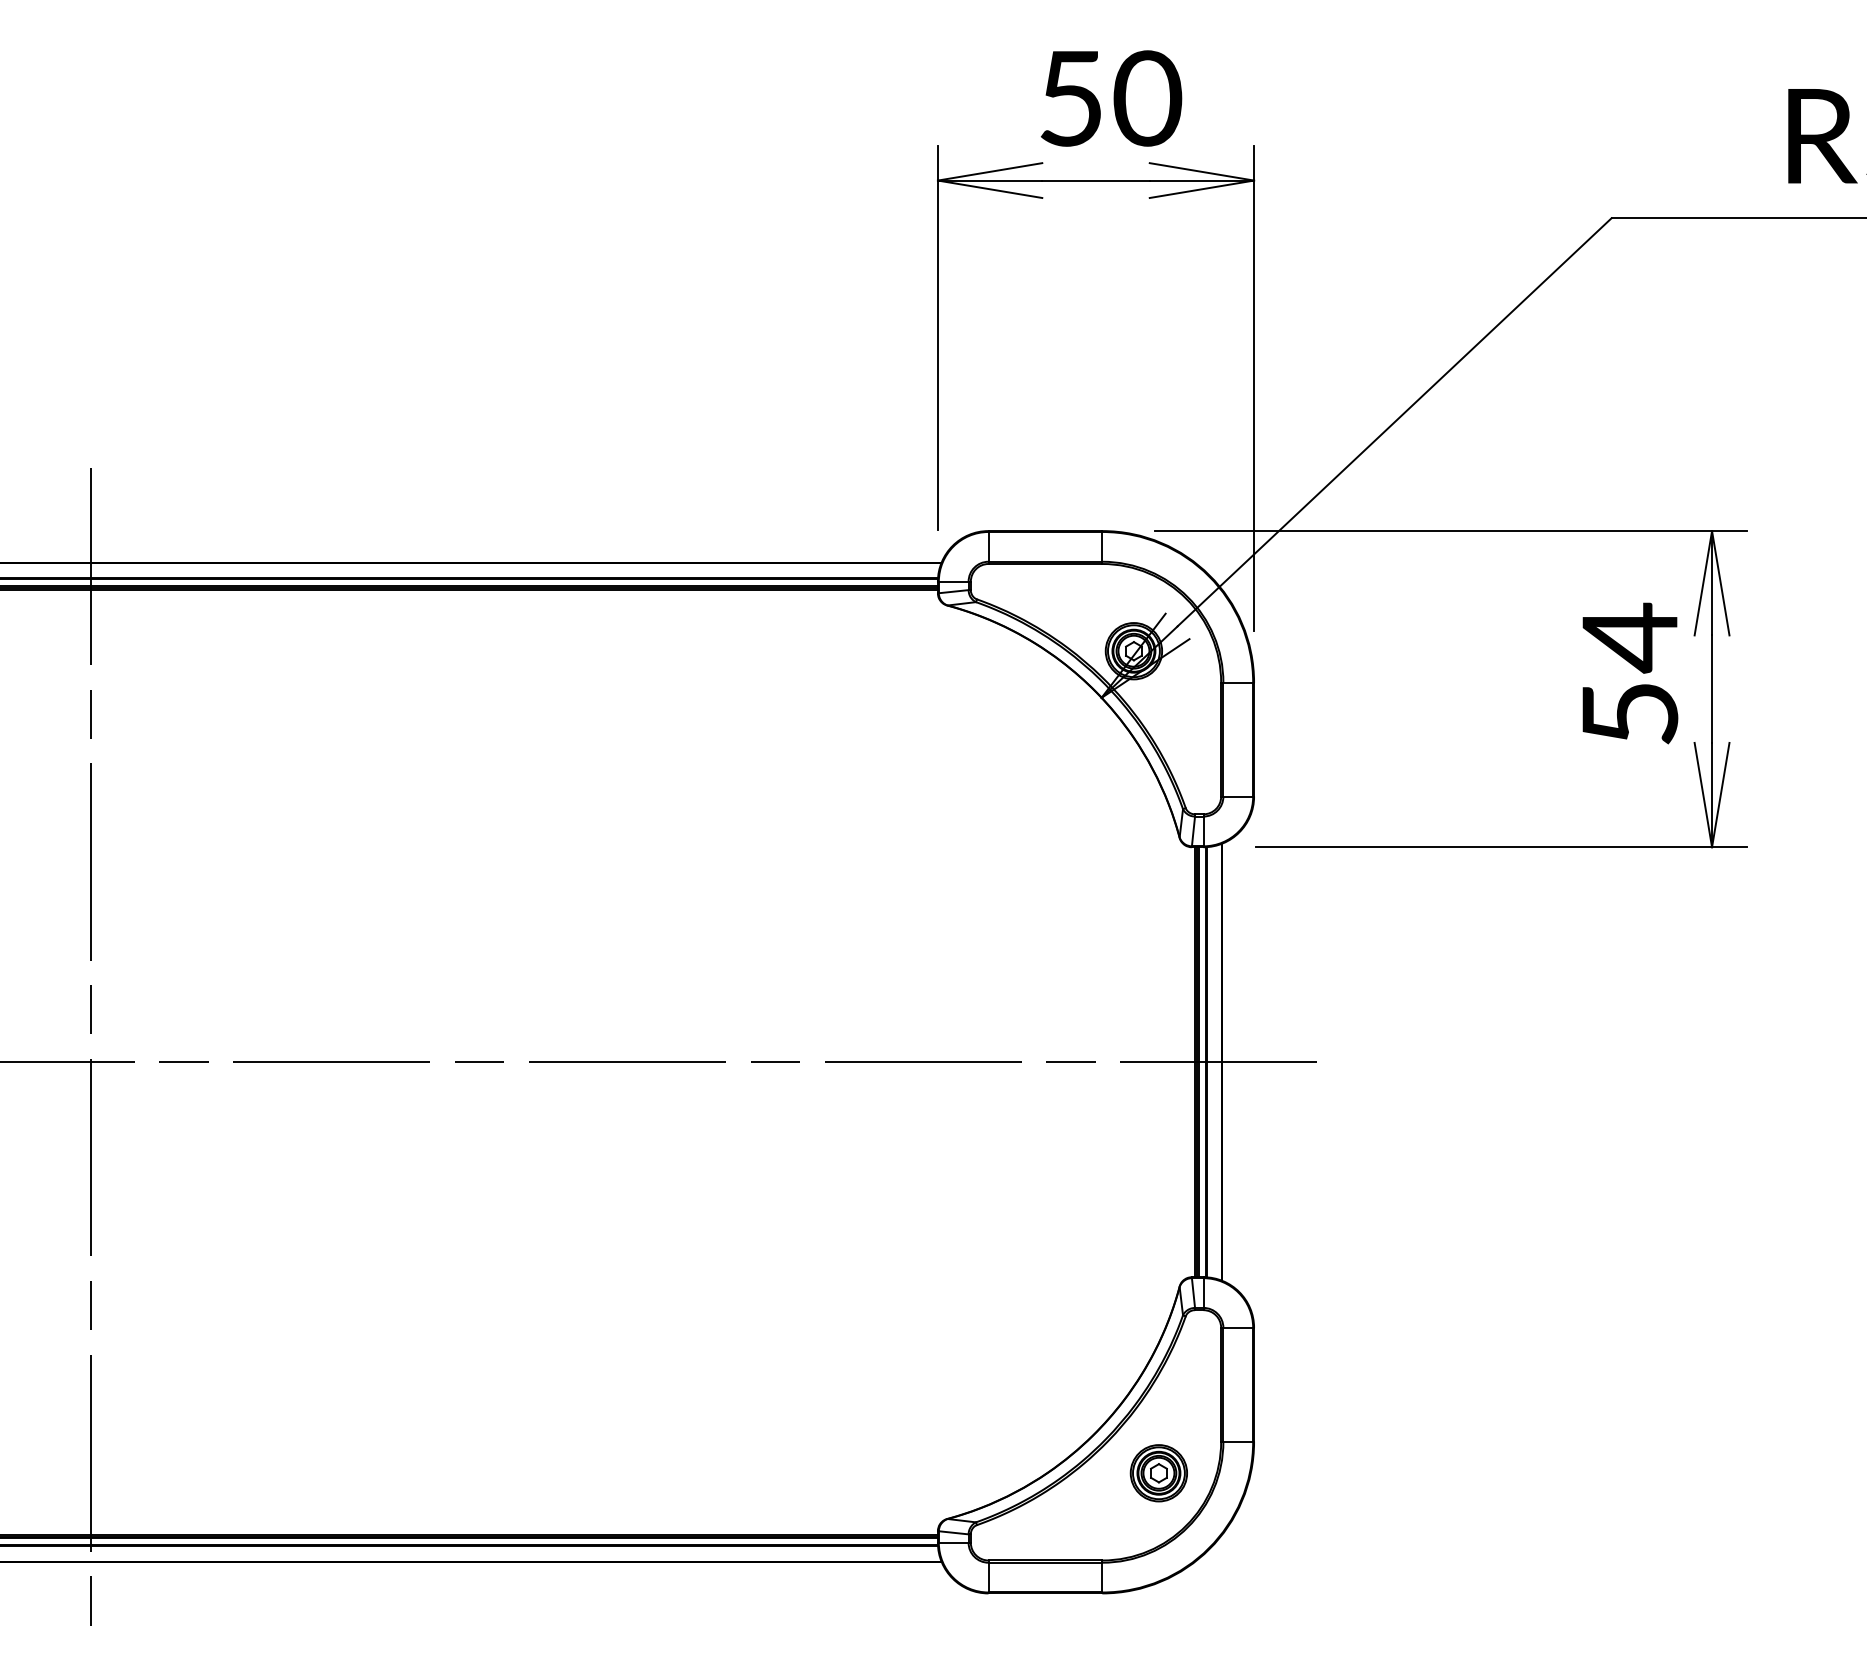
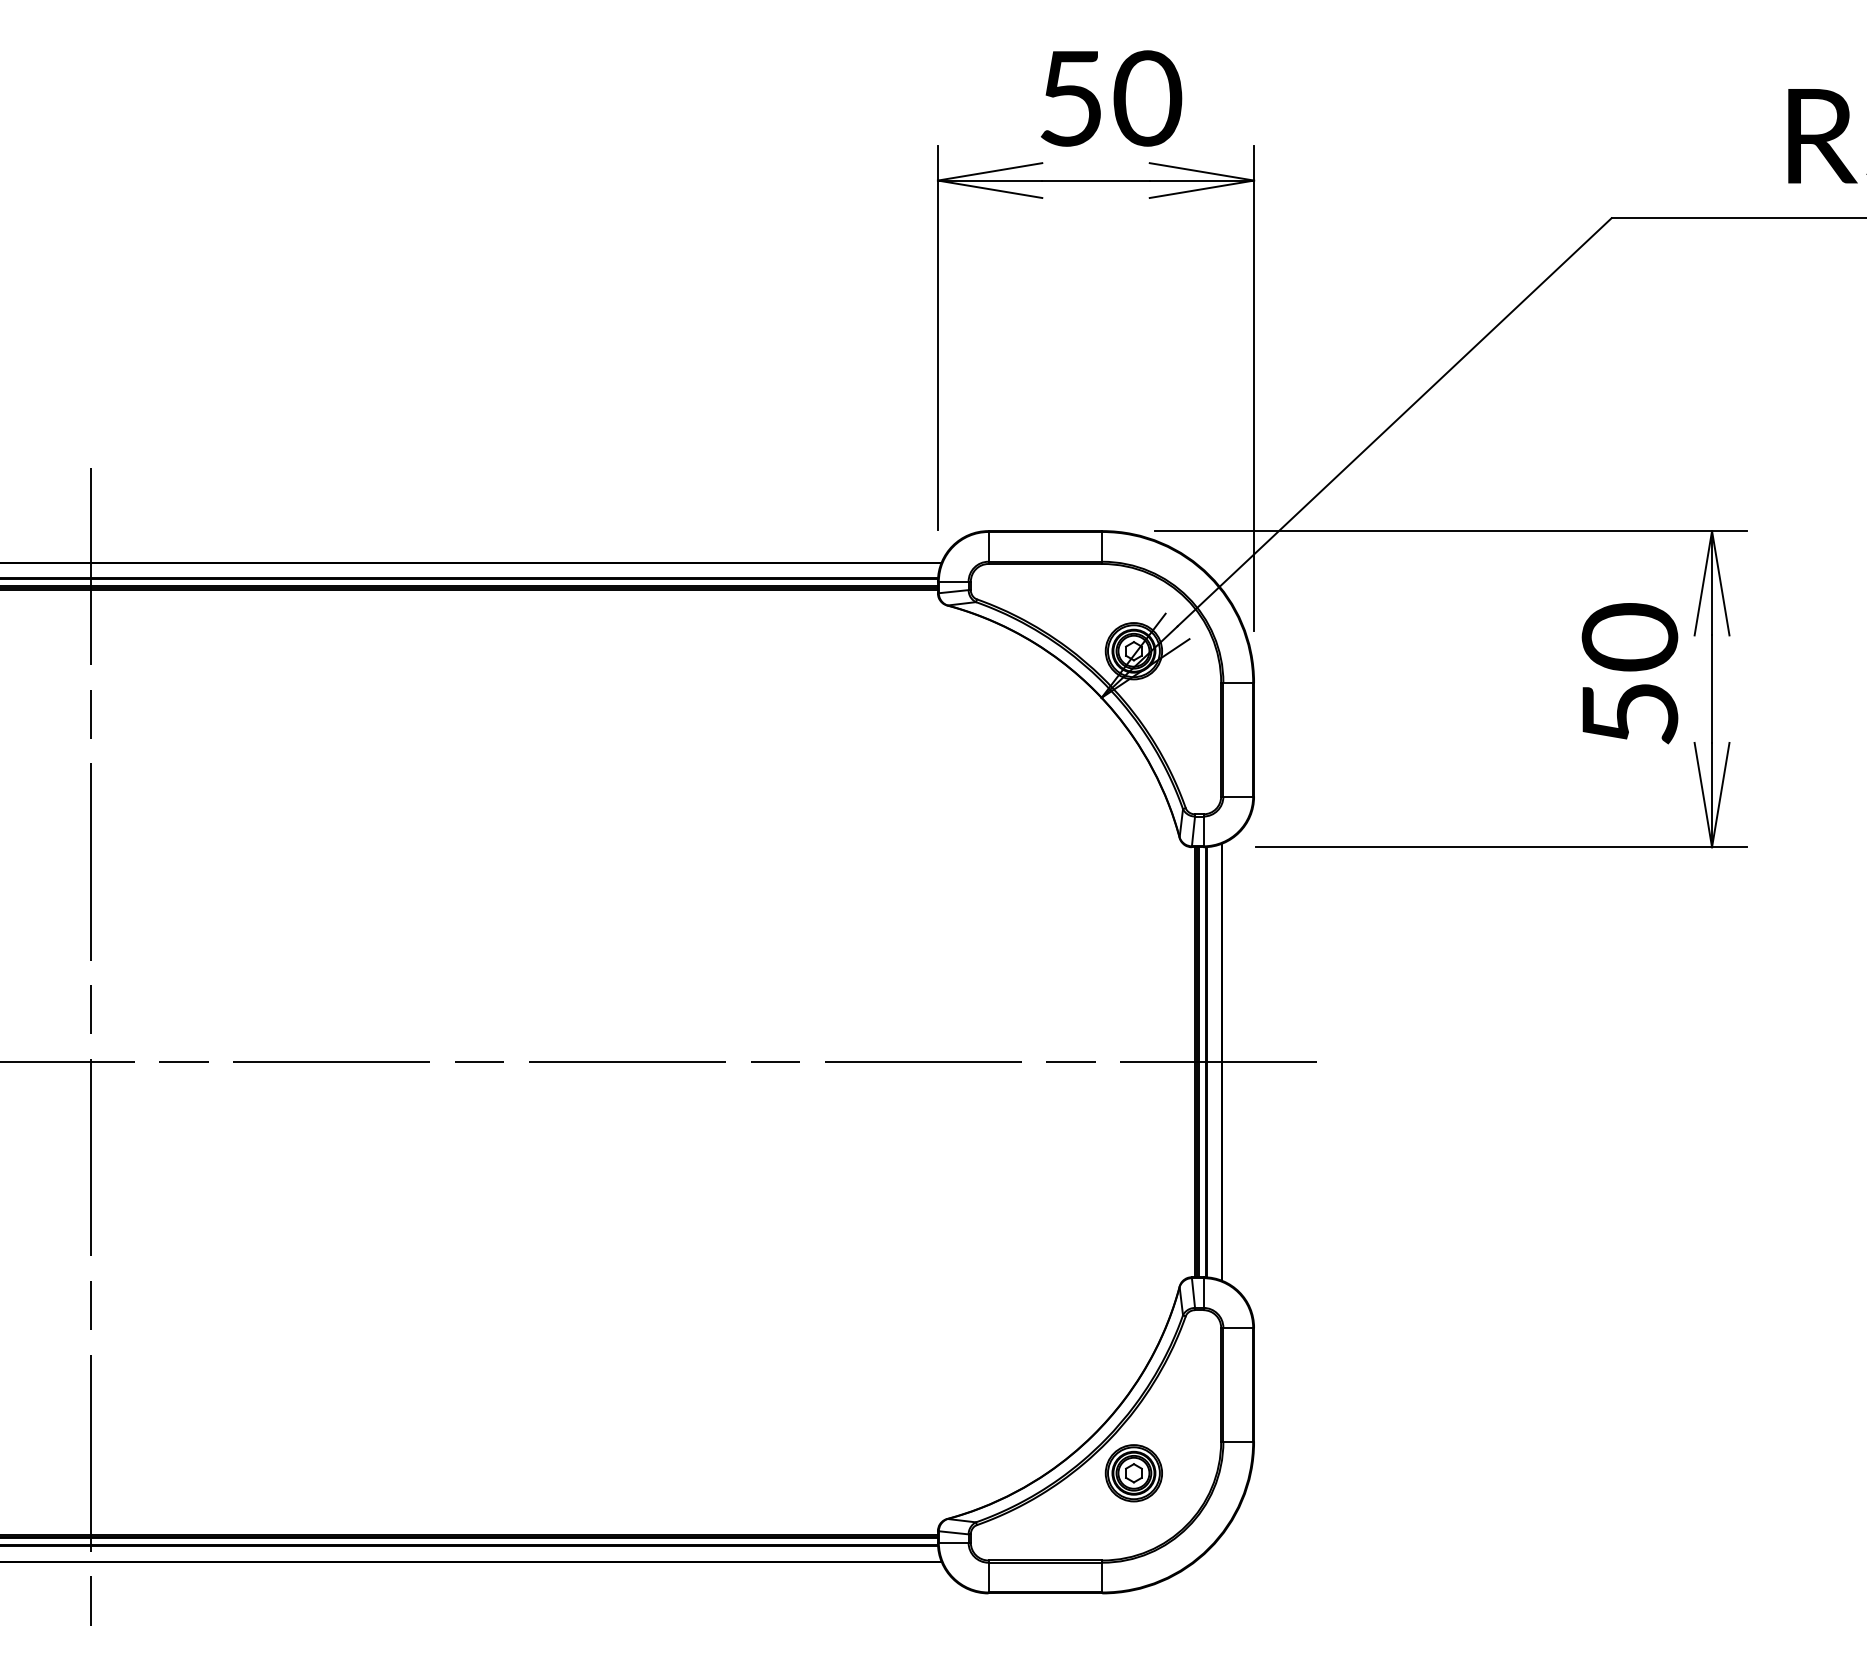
text: 54 -> 50 (1629, 637)
part position: (1158, 1473) -> (1133, 1473) (1133, 1473)
